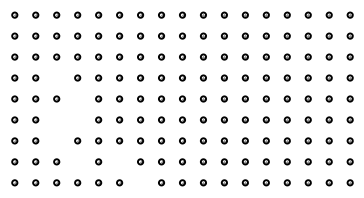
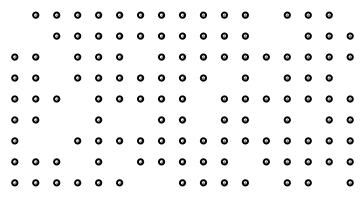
part: present -> none (14, 14)
part: present -> none (265, 14)
part: present -> none (349, 14)
part: present -> none (14, 35)
part: present -> none (35, 35)
part: present -> none (265, 35)
part: present -> none (286, 35)
part: present -> none (56, 56)
part: present -> none (140, 56)
part: present -> none (224, 77)
part: present -> none (265, 77)
part: present -> none (349, 77)
part: present -> none (203, 98)
part: present -> none (119, 119)
part: present -> none (140, 119)
part: present -> none (203, 119)
part: present -> none (265, 119)
part: present -> none (307, 119)
part: present -> none (35, 140)
part: present -> none (244, 161)
part: present -> none (161, 182)
part: present -> none (265, 182)
part: present -> none (328, 182)
